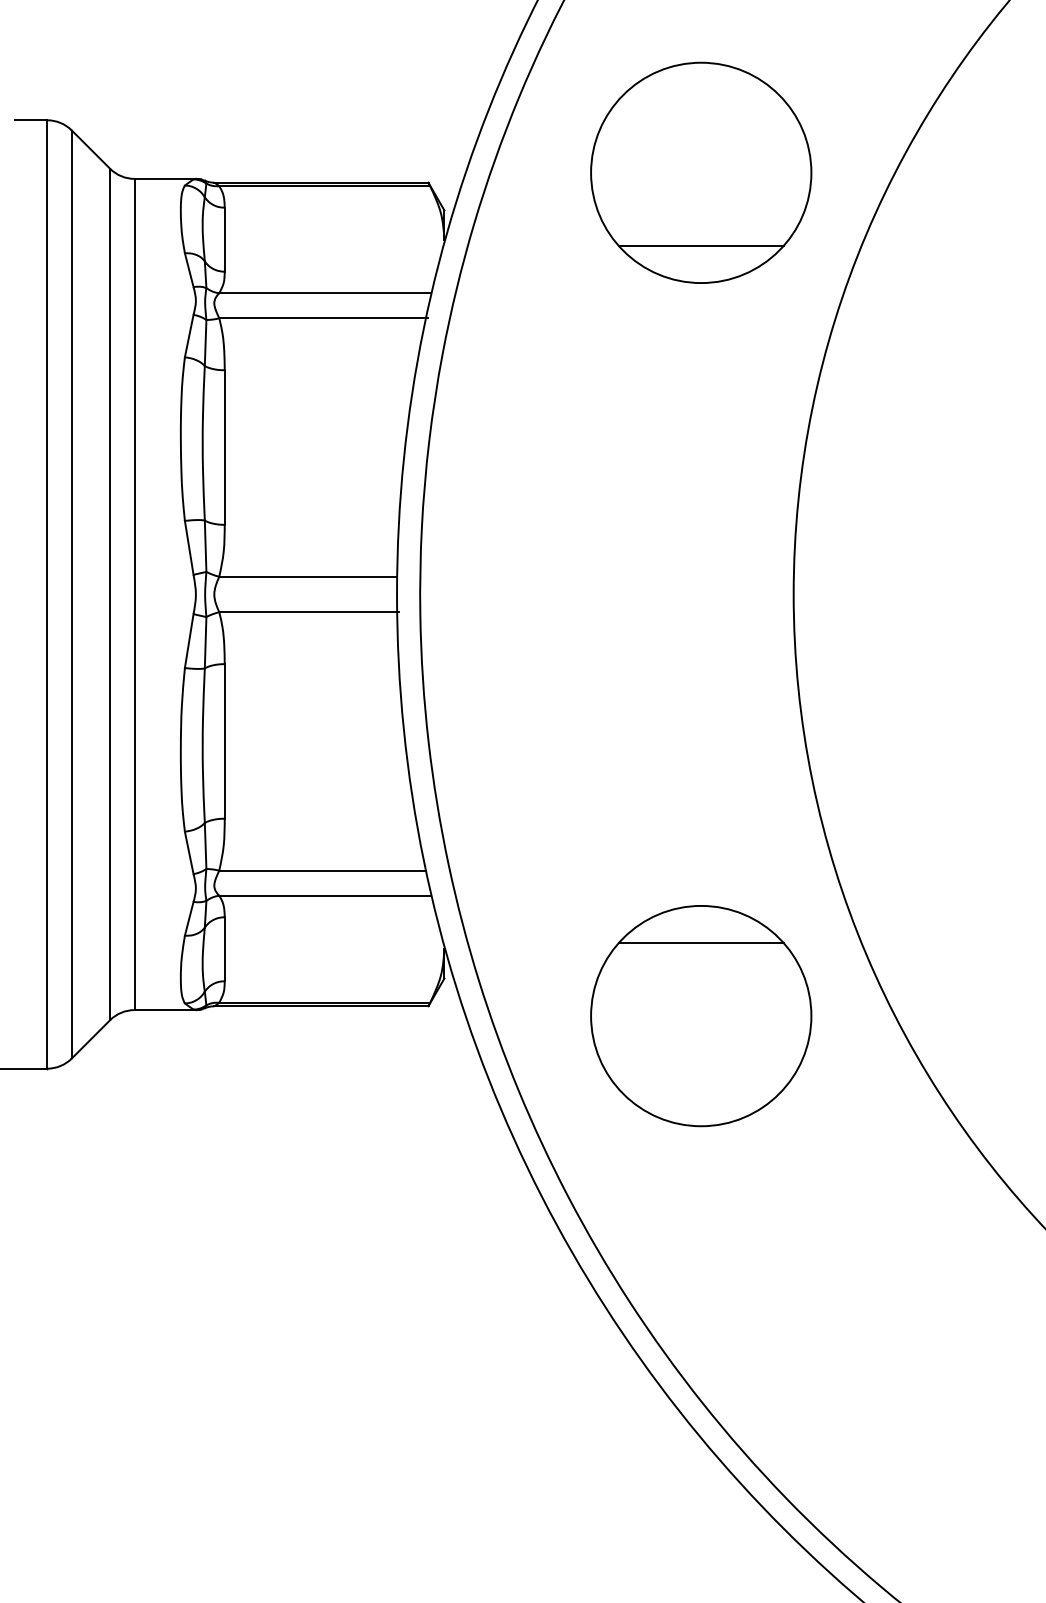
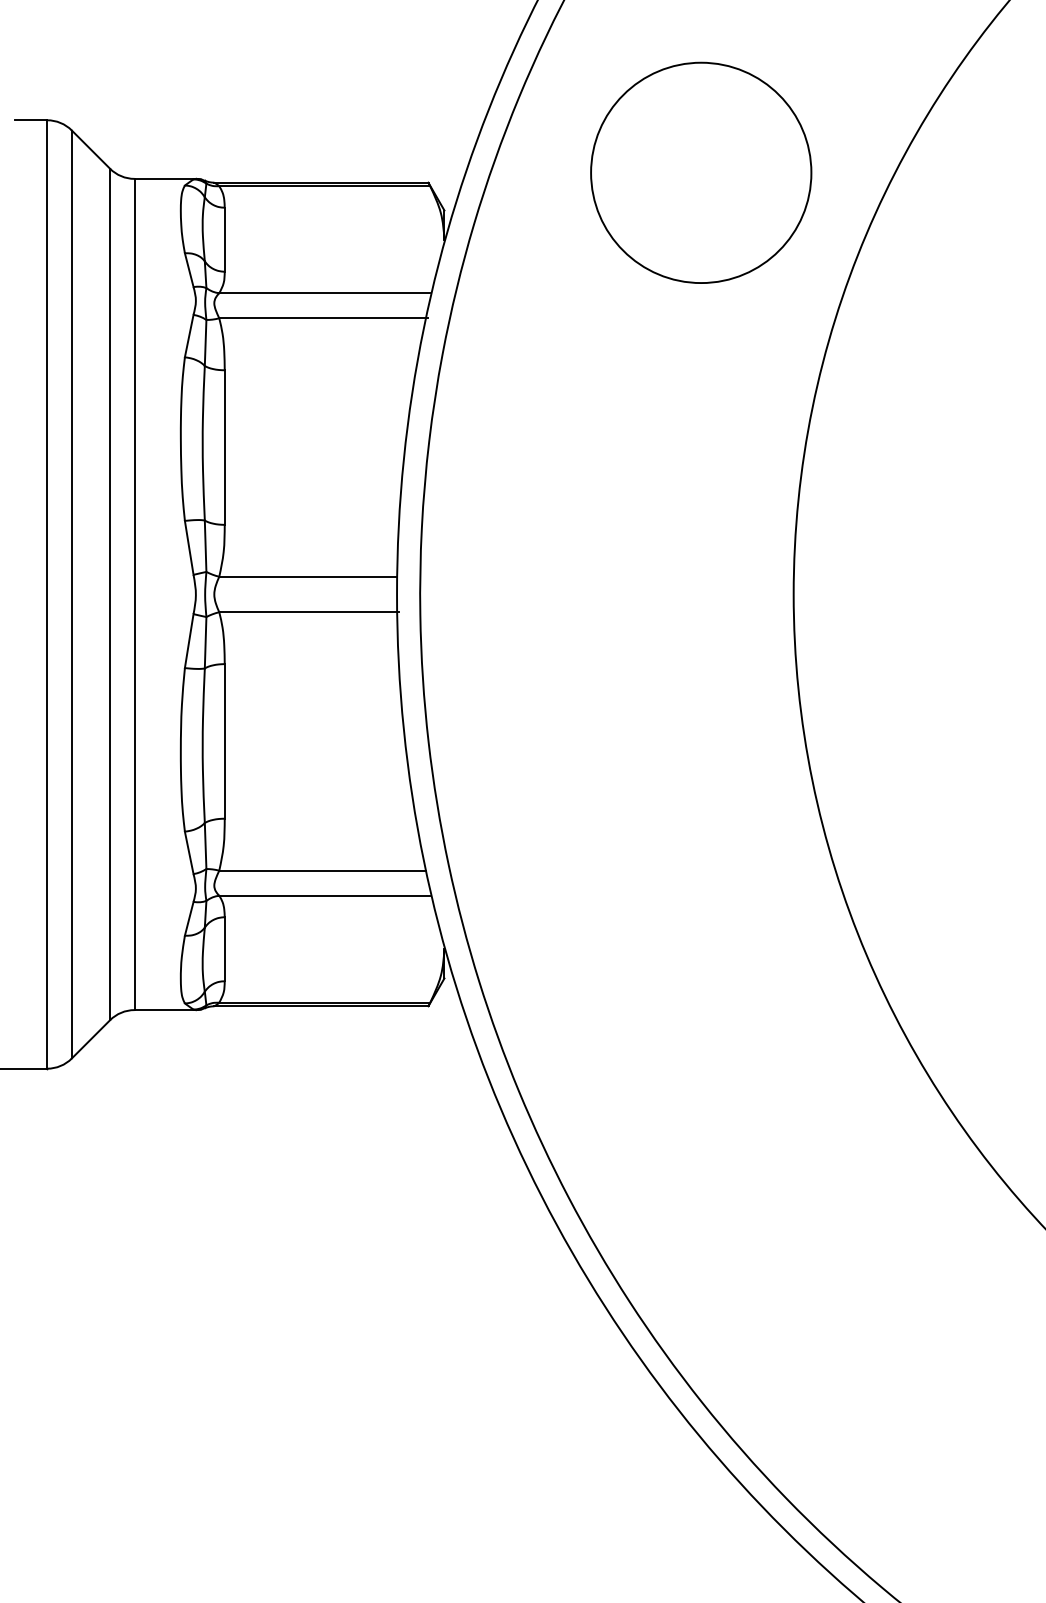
line: present -> none (700, 245)
part: present -> none (701, 1016)
